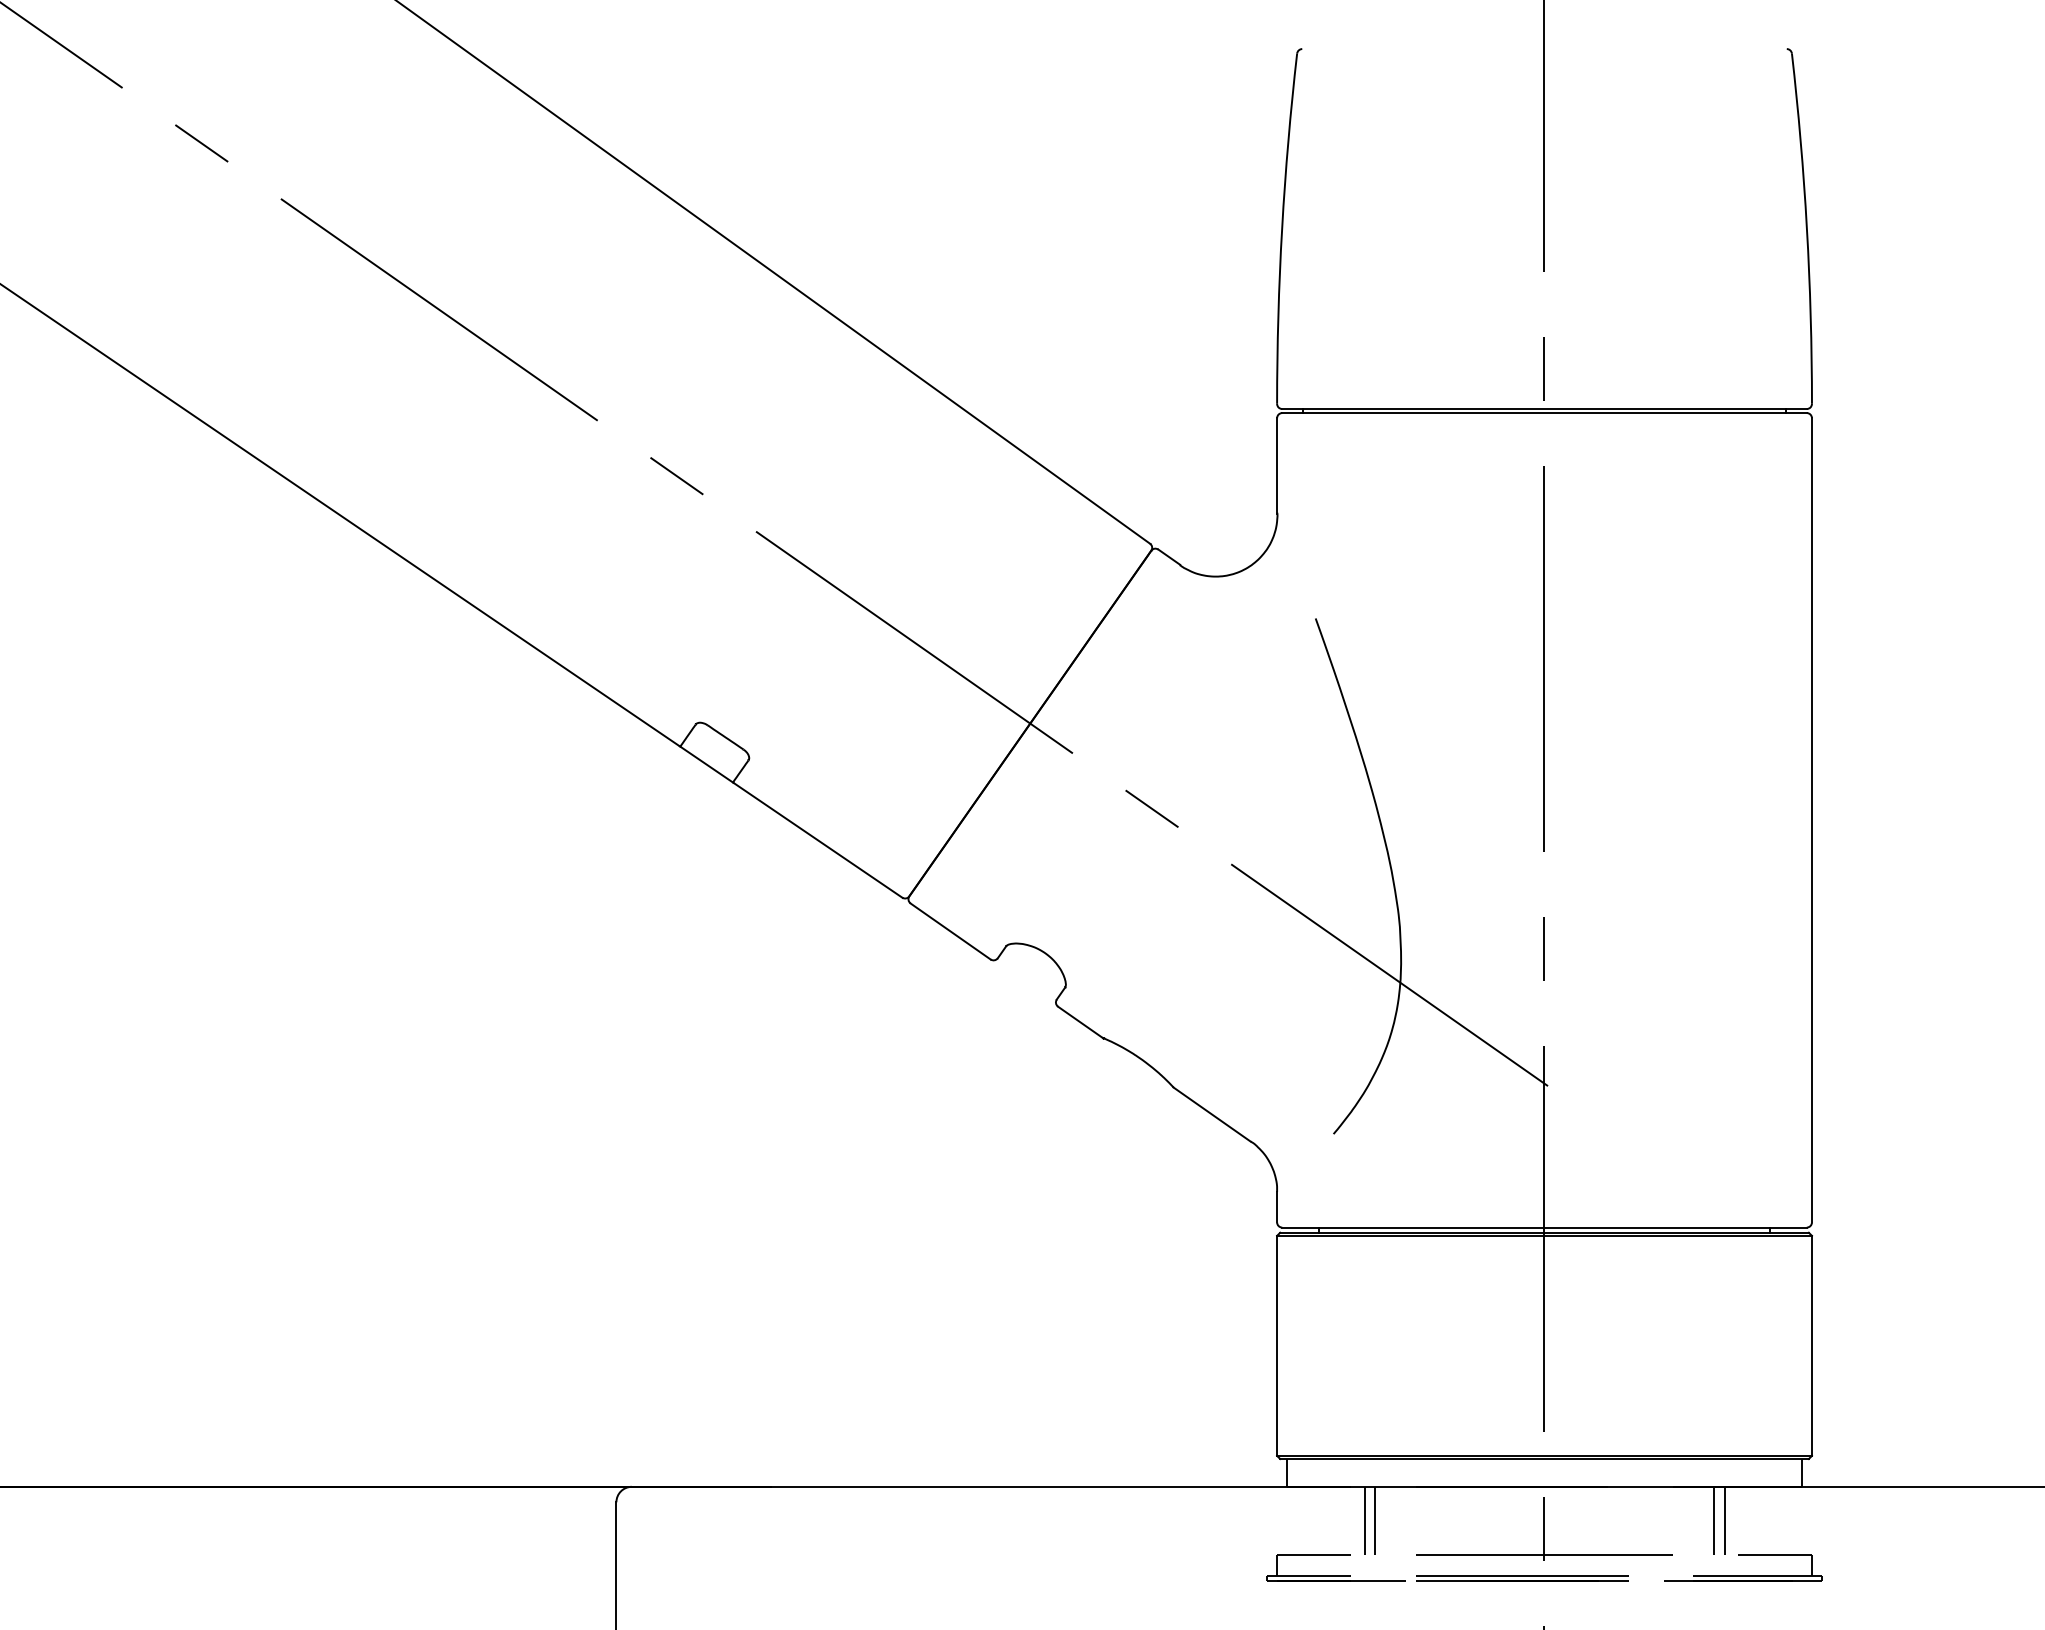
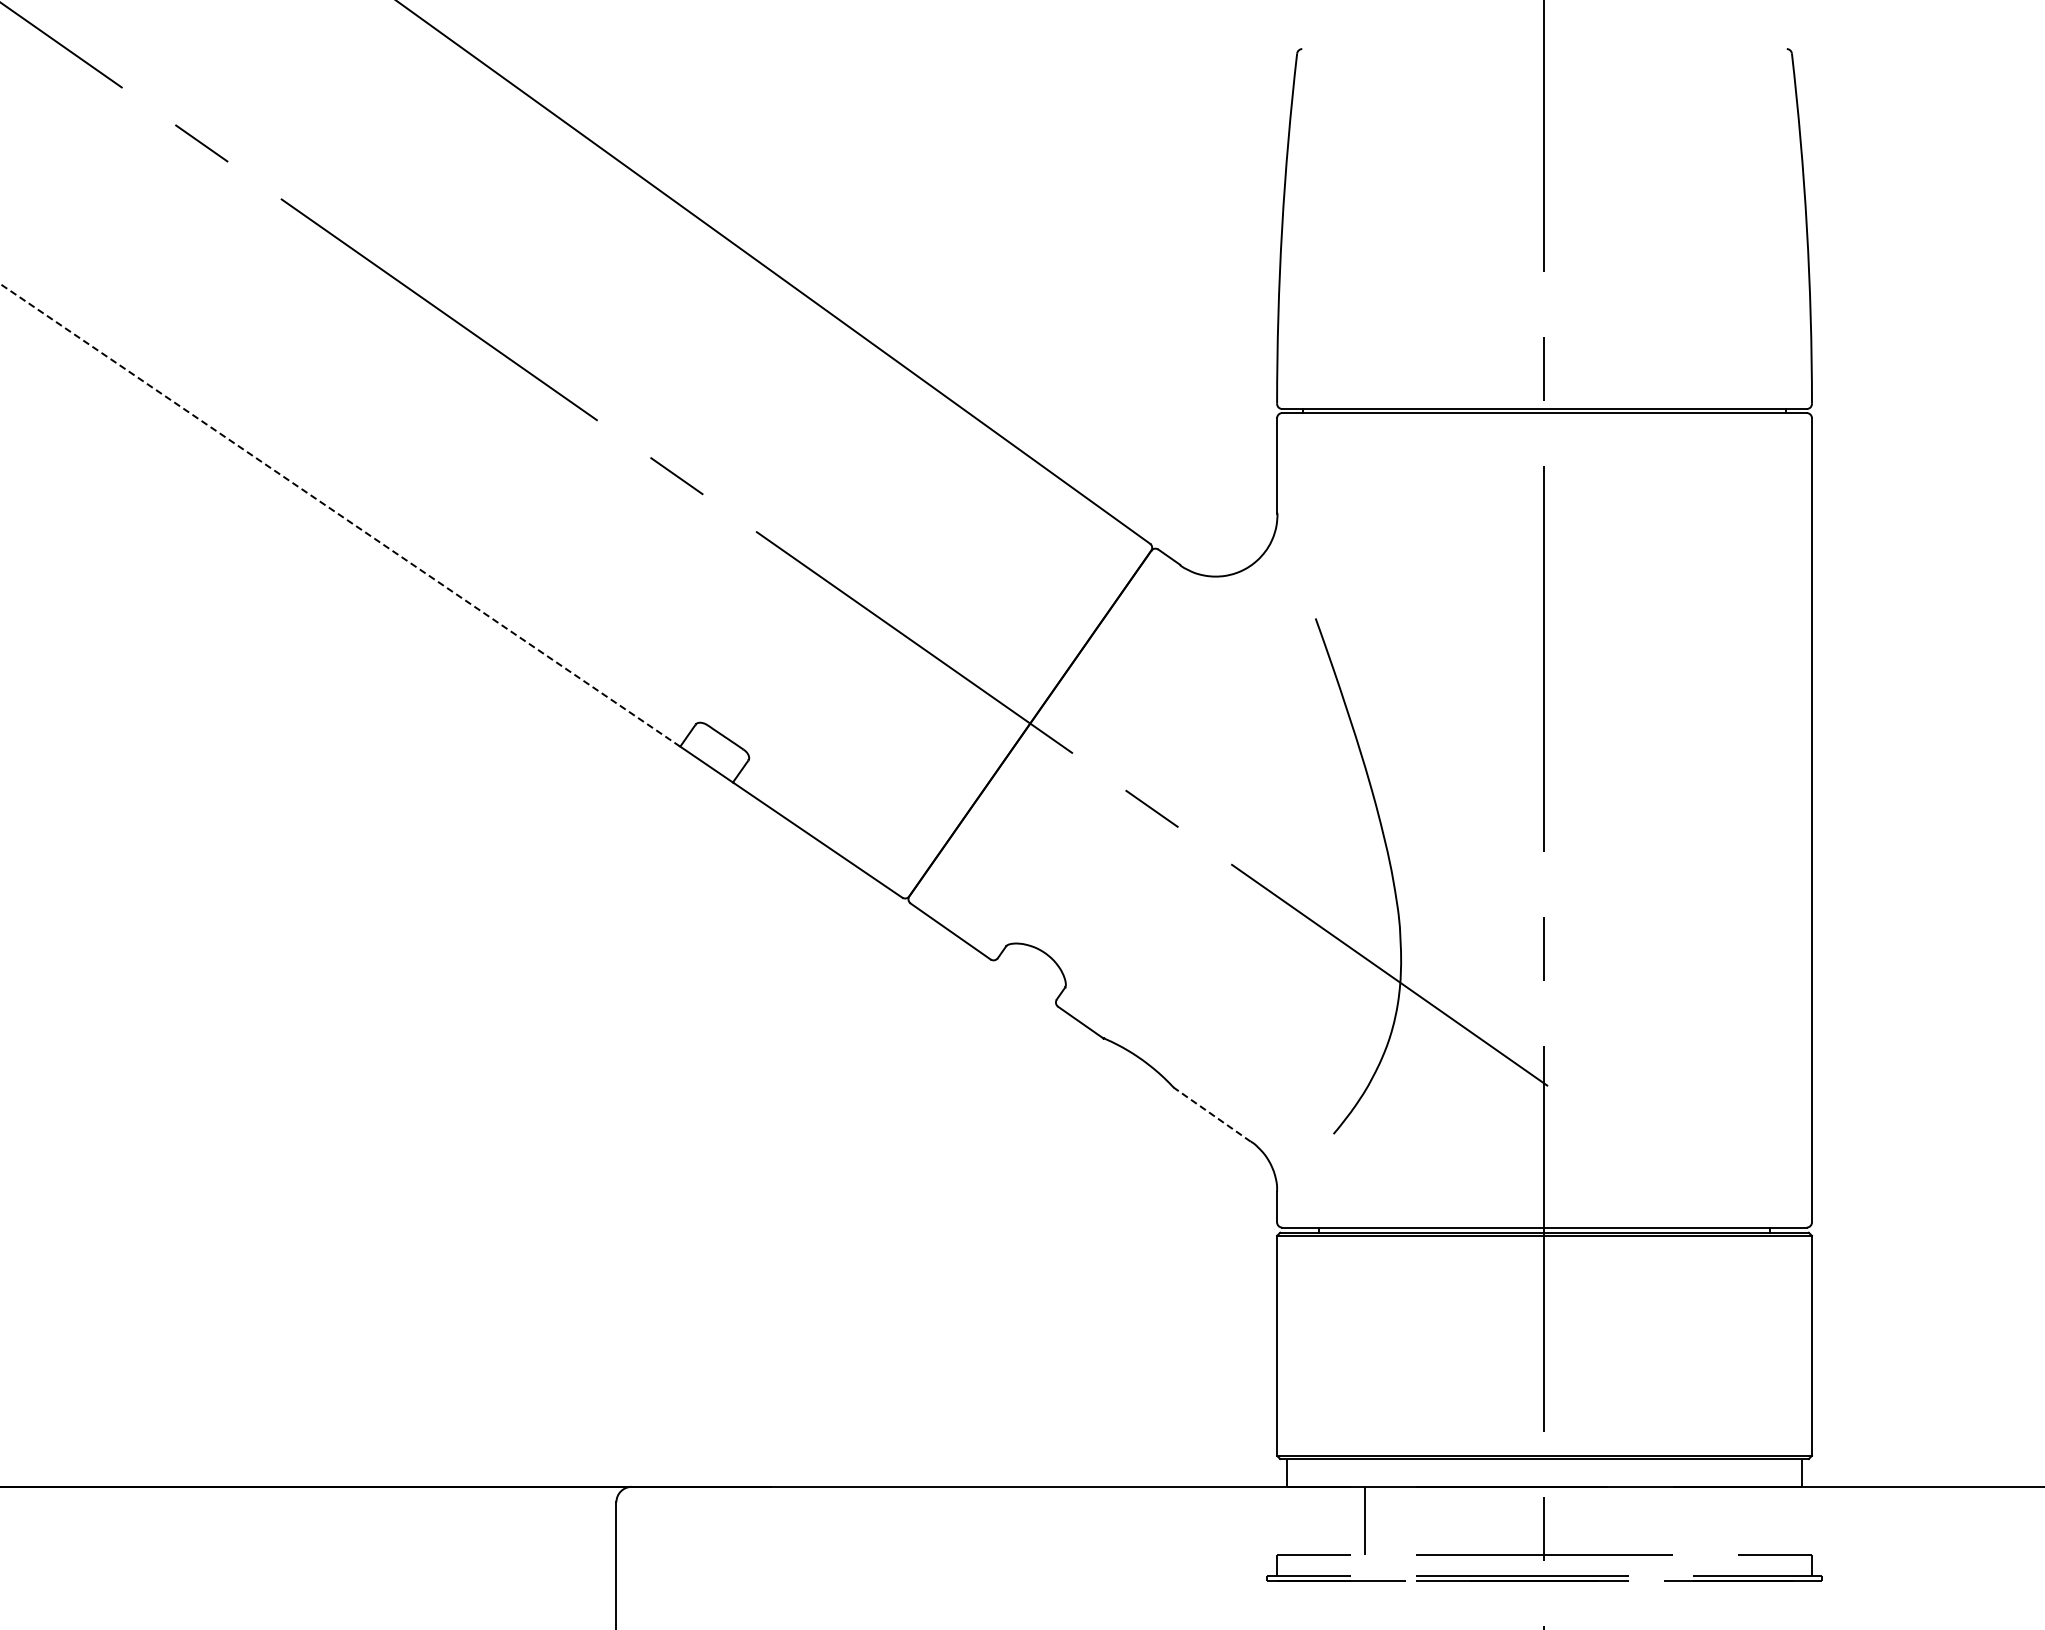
line: solid -> dashed (339, 514)
line: solid -> dashed (1211, 1114)
line: present -> none (1374, 1520)
line: present -> none (1714, 1520)
line: present -> none (1724, 1520)
